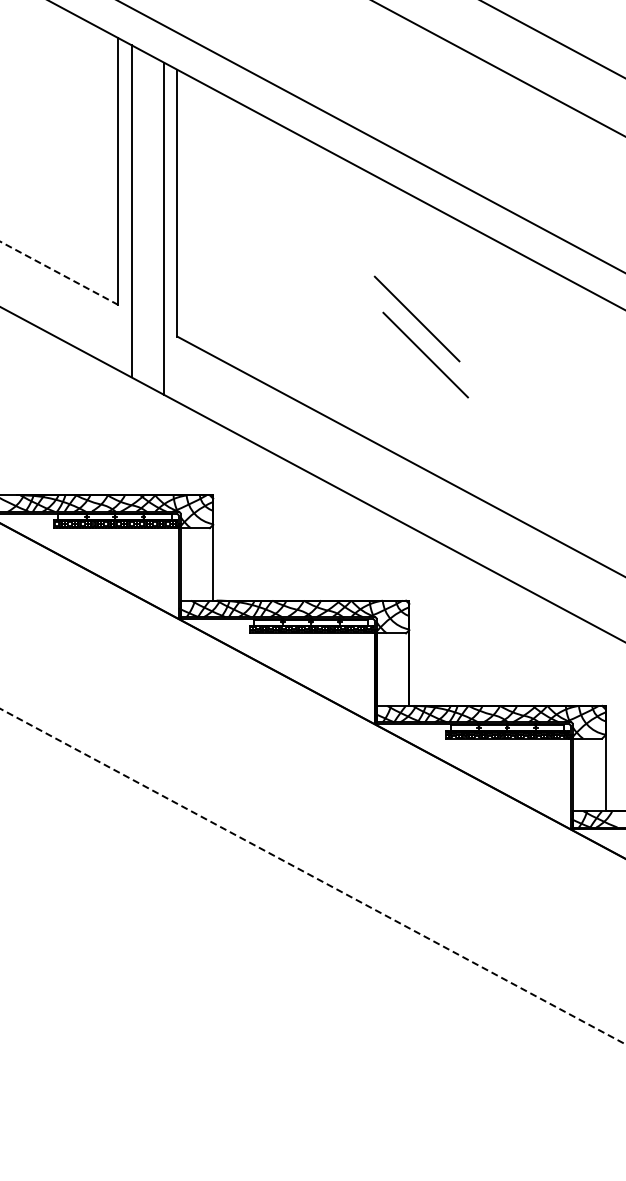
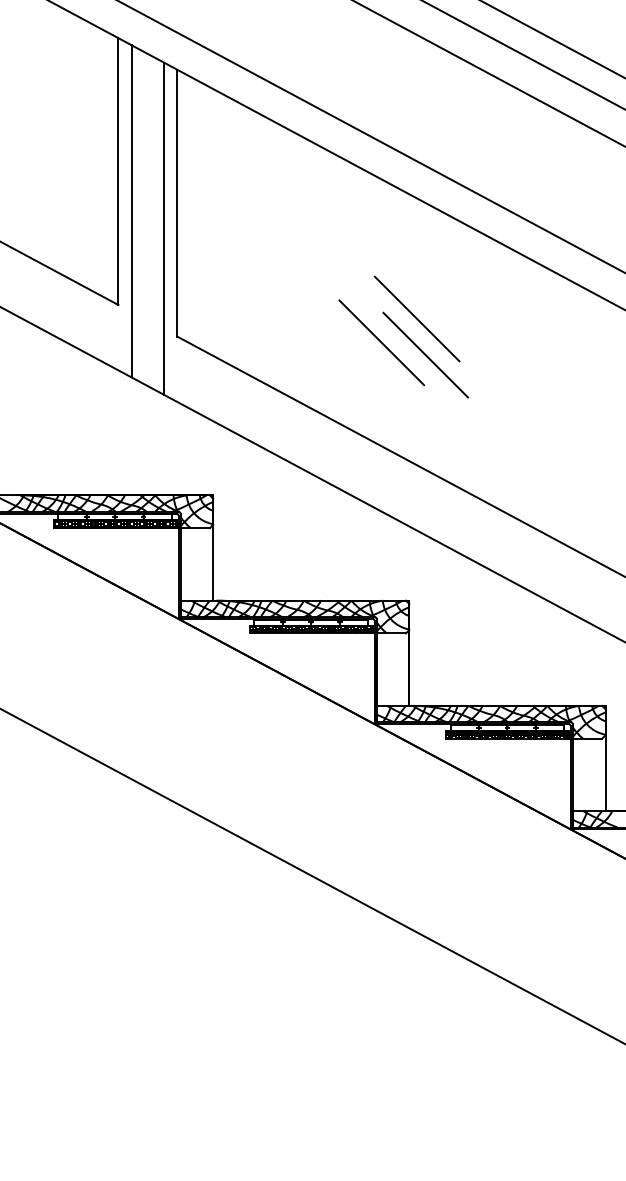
line: none -> present (523, 55)
line position: (498, 68) -> (488, 73) (488, 73)
line: dashed -> solid (59, 273)
line: none -> present (381, 342)
line: dashed -> solid (312, 876)
